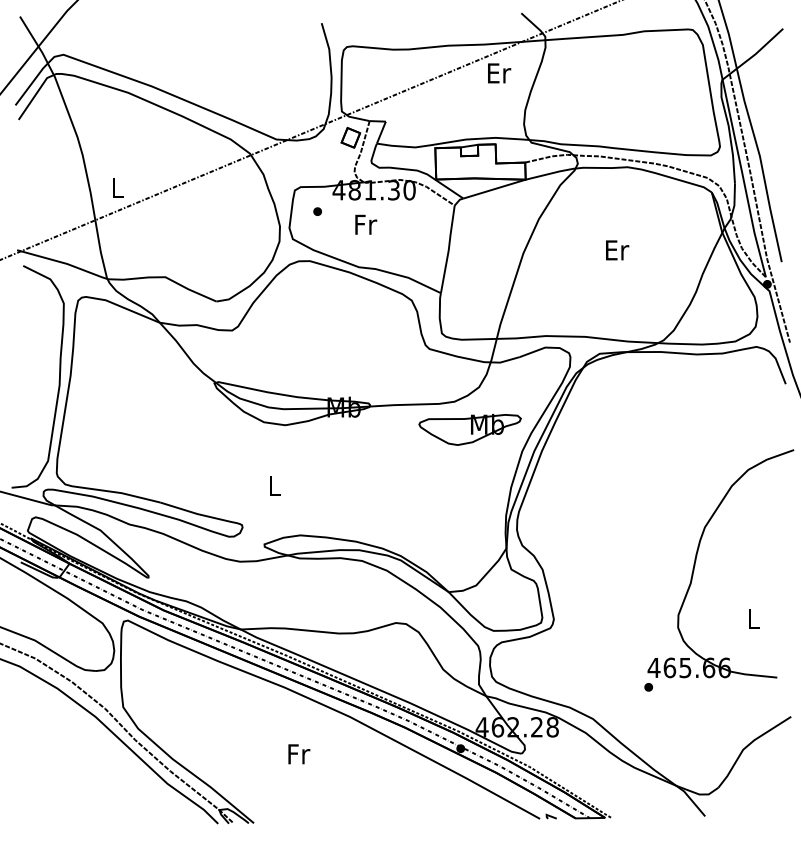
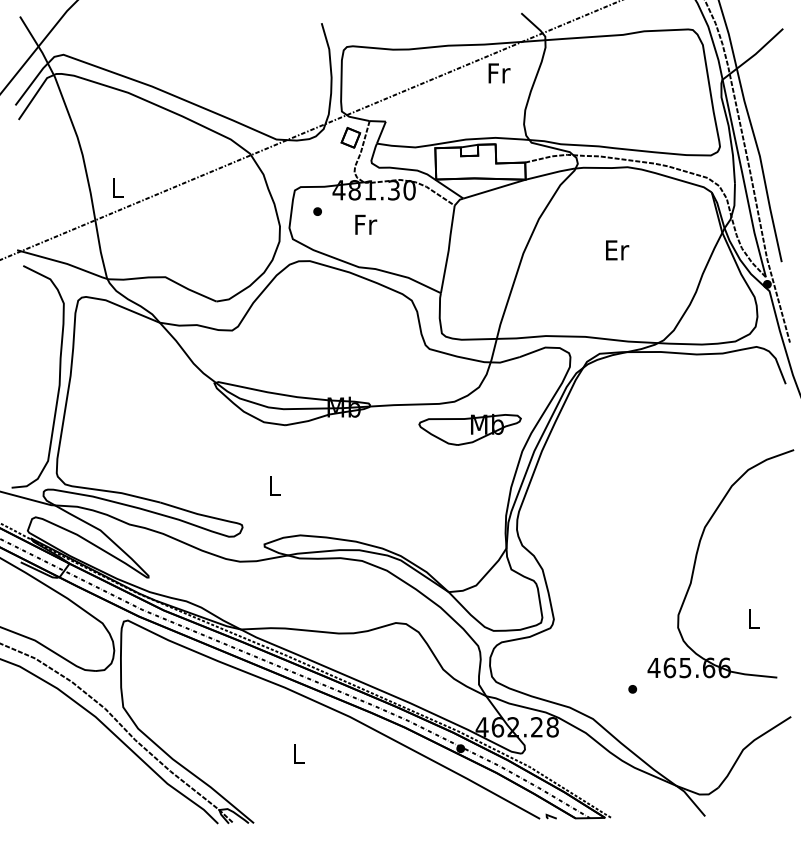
text: Er -> Fr (499, 73)
part position: (648, 687) -> (632, 689) (632, 689)
text: Fr -> L (299, 754)
